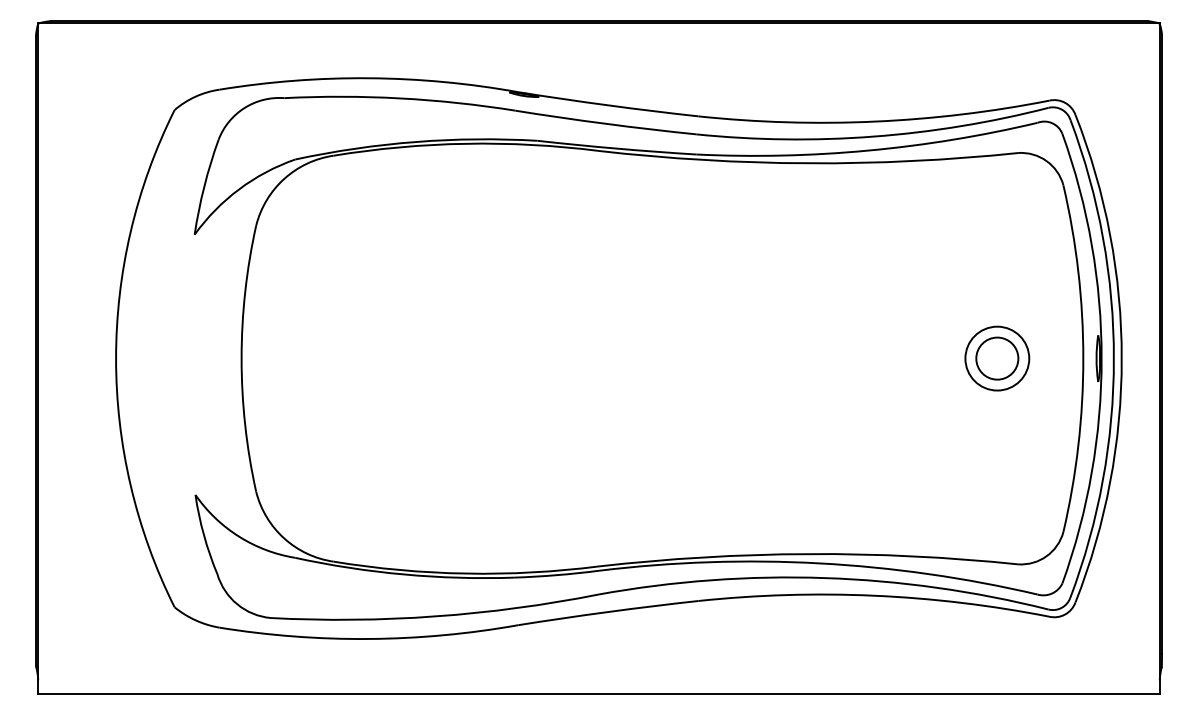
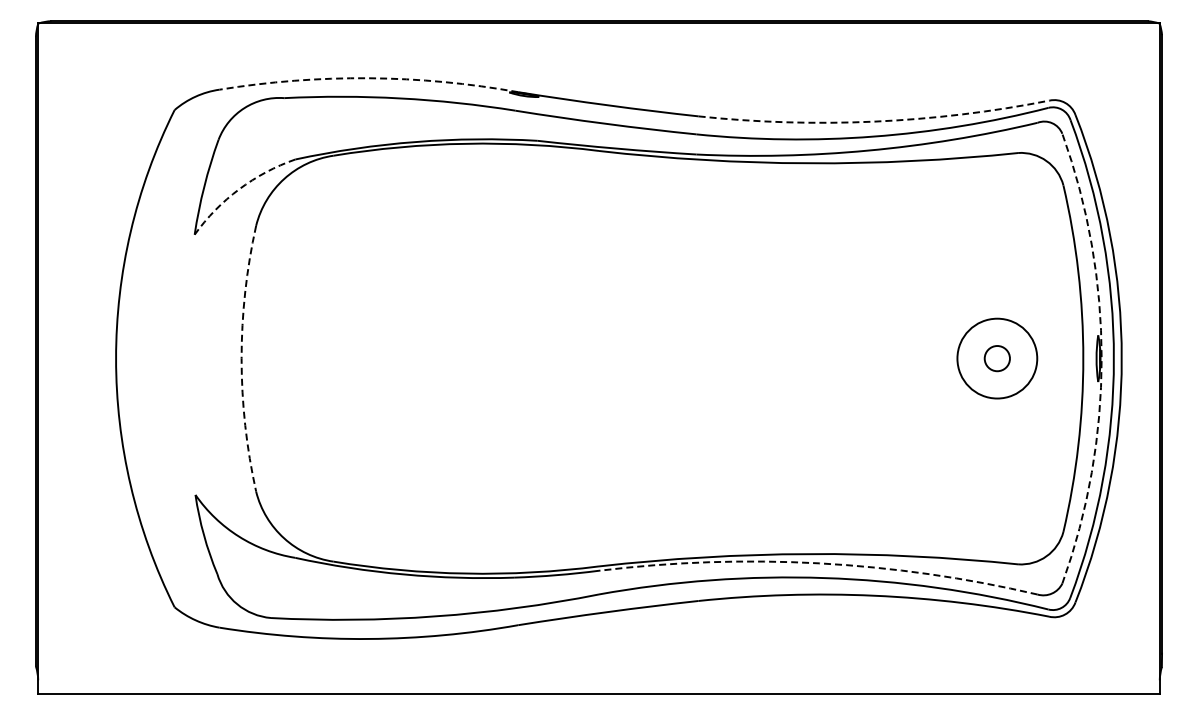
arc: solid -> dashed (369, 78)
arc: solid -> dashed (874, 121)
arc: solid -> dashed (239, 189)
arc: solid -> dashed (241, 358)
circle diameter: 42 px -> 25 px (996, 358)
circle diameter: 64 px -> 80 px (997, 358)
arc: solid -> dashed (1101, 358)
arc: solid -> dashed (819, 563)
